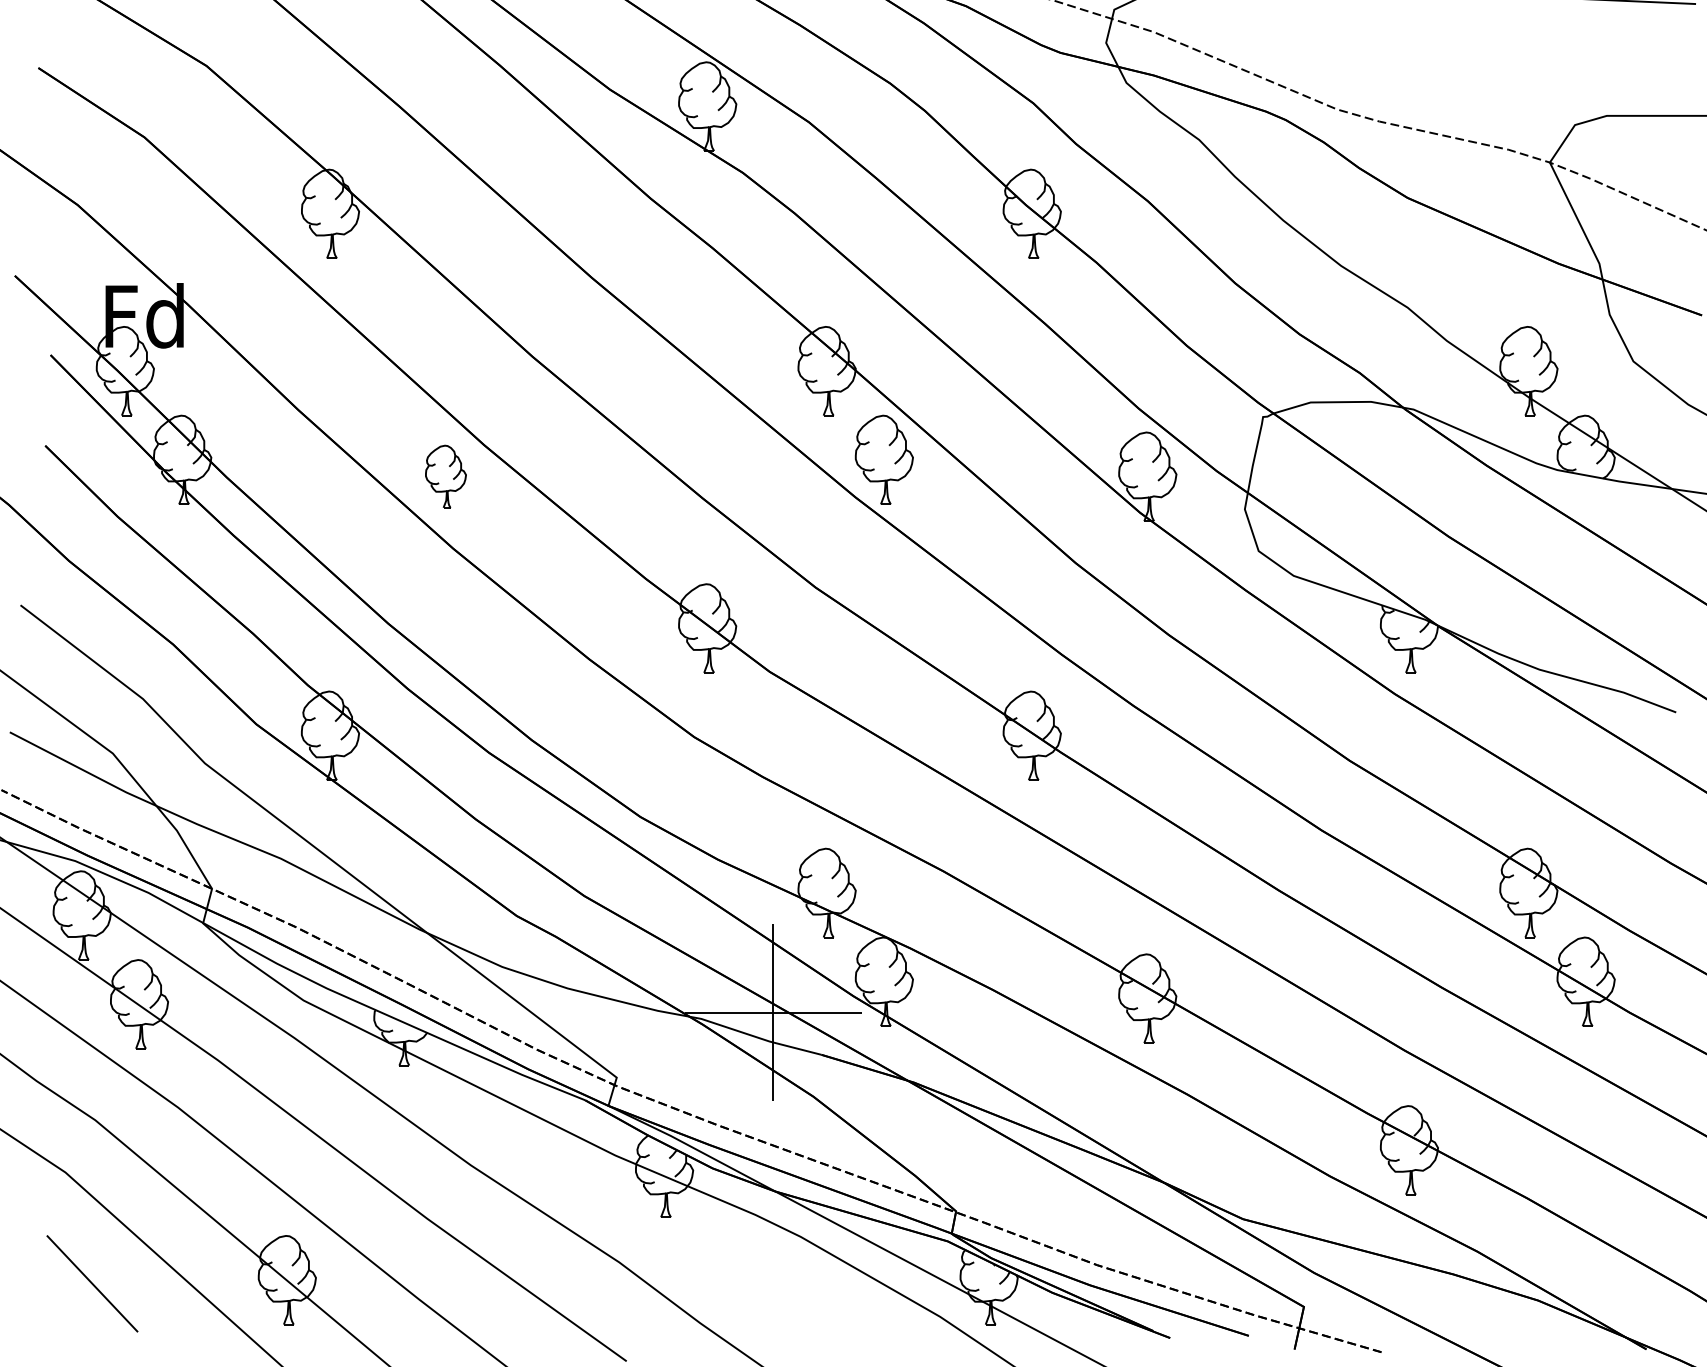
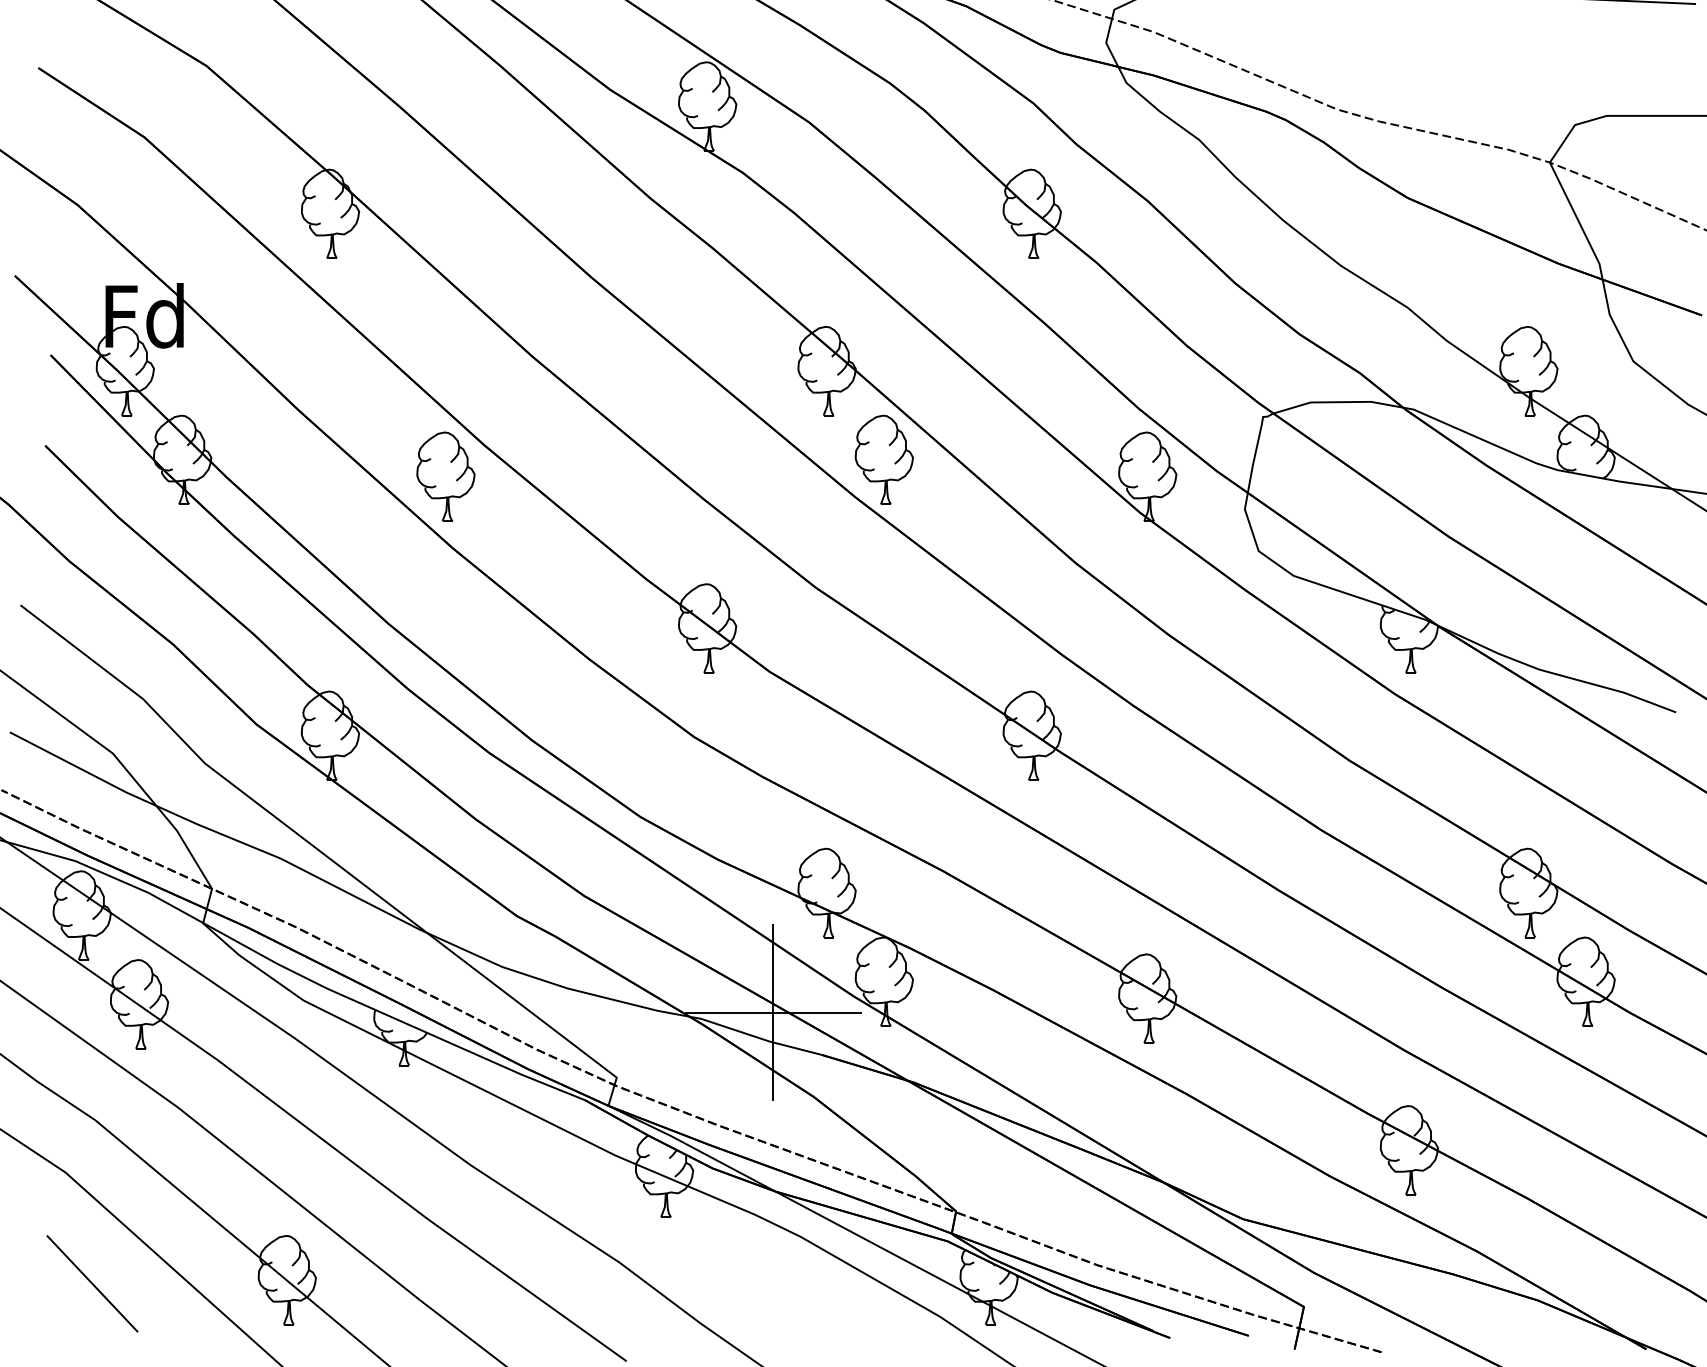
part size: 42x65 px -> 60x91 px (445, 476)
